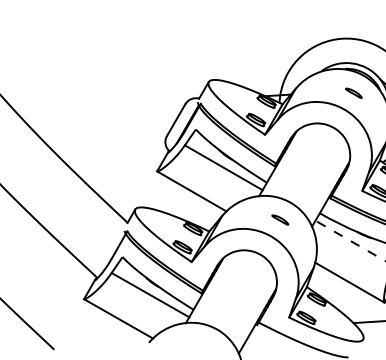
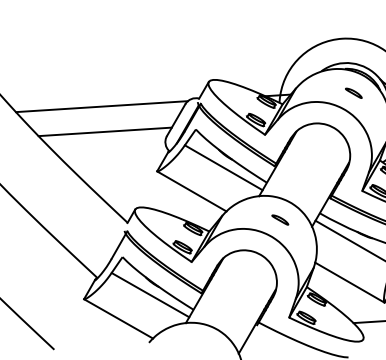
line: none -> present (101, 106)
line: none -> present (104, 131)
line: dashed -> solid (350, 240)
